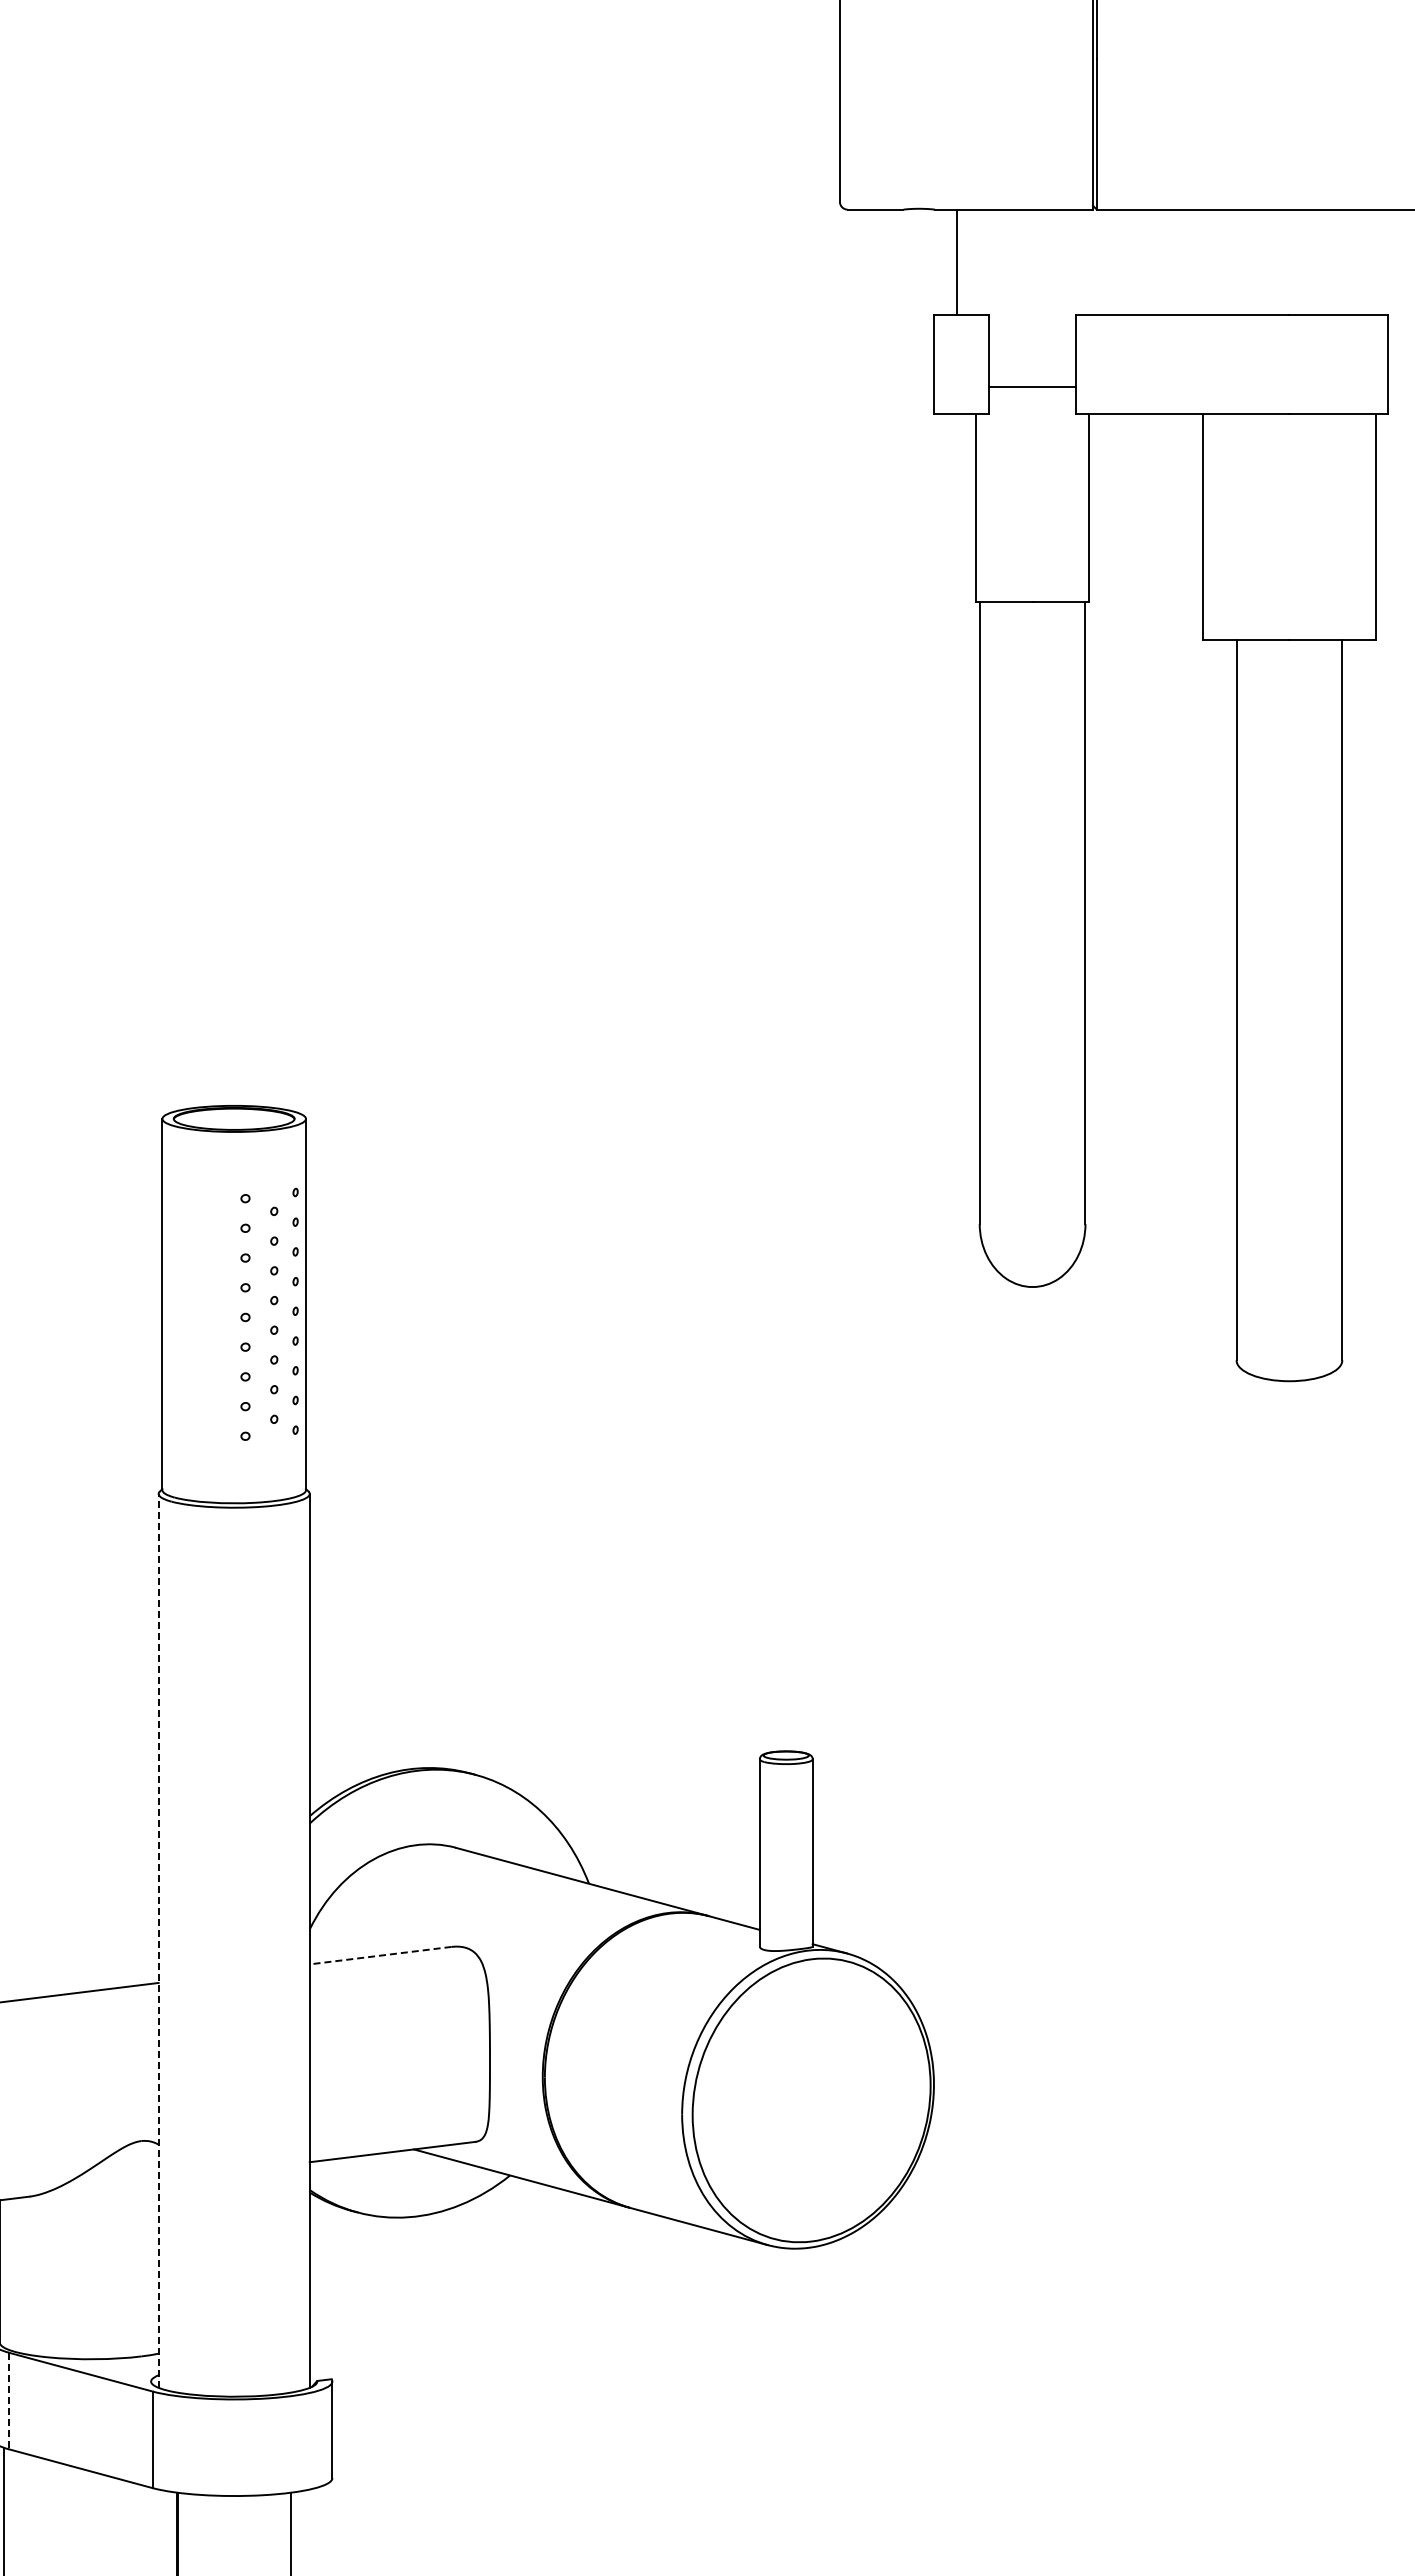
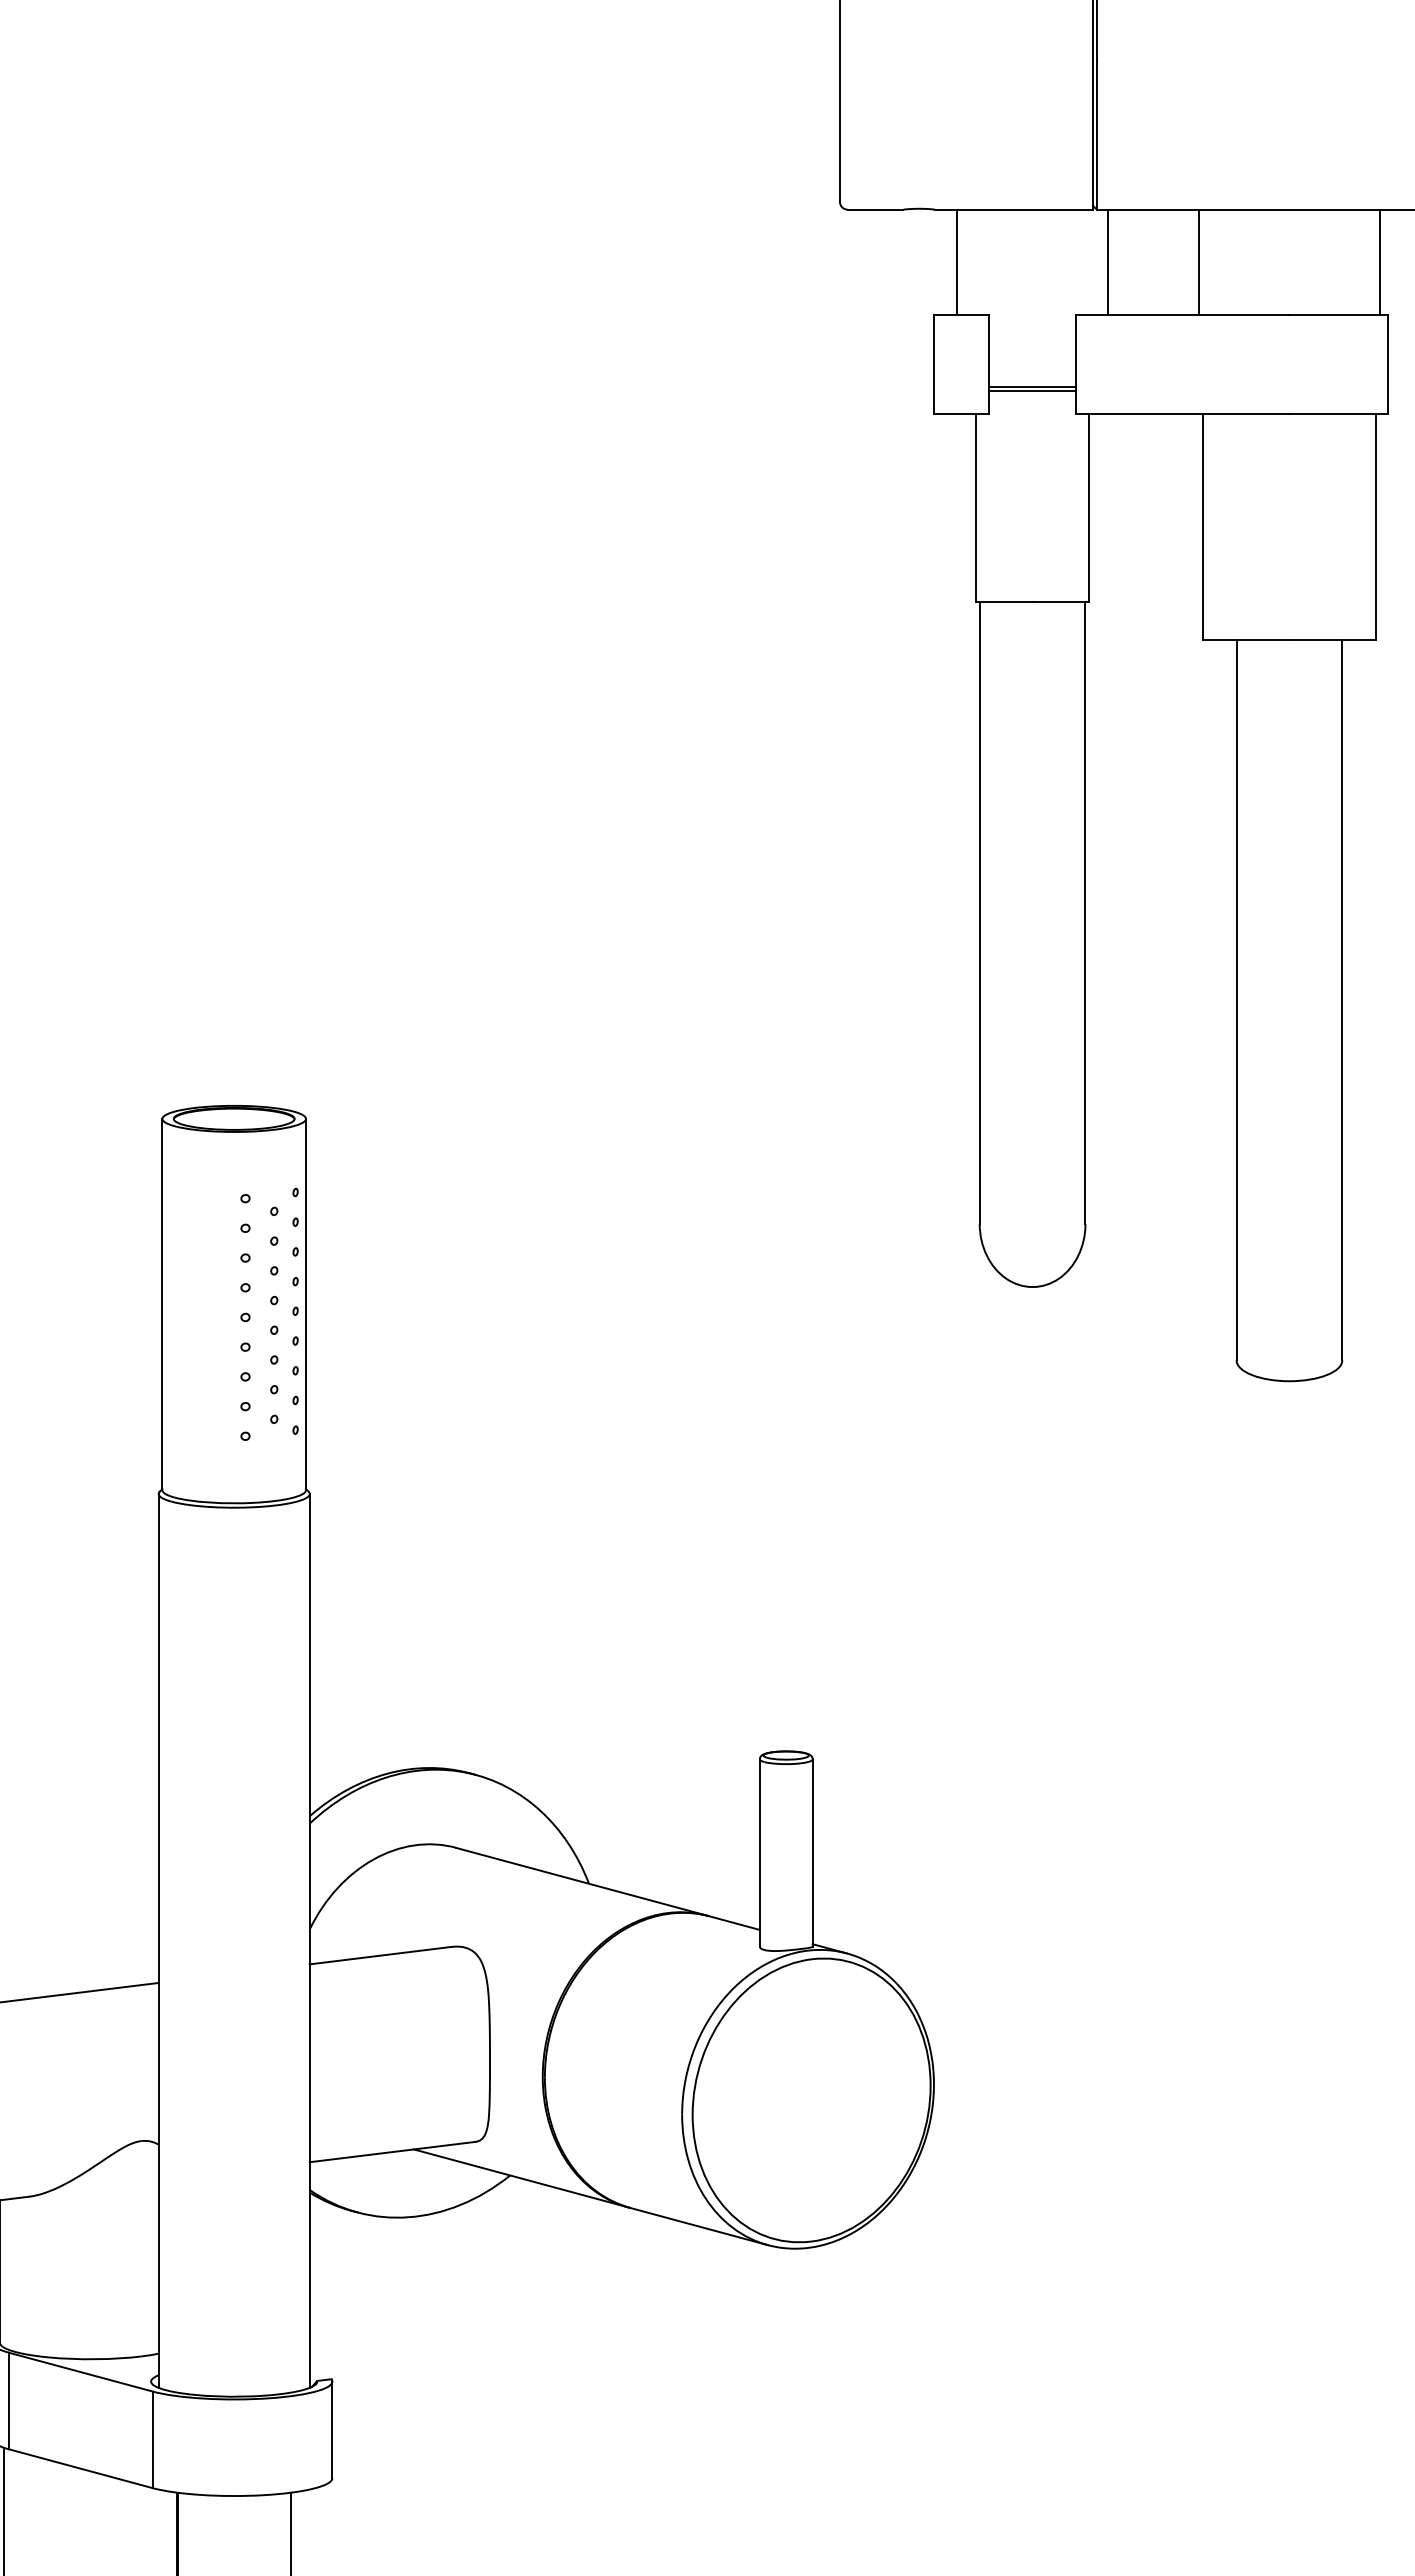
line: none -> present (1108, 262)
line: none -> present (1198, 262)
line: none -> present (1380, 262)
line: none -> present (1032, 390)
line: dashed -> solid (158, 1940)
line: dashed -> solid (380, 1955)
line: dashed -> solid (9, 2401)
